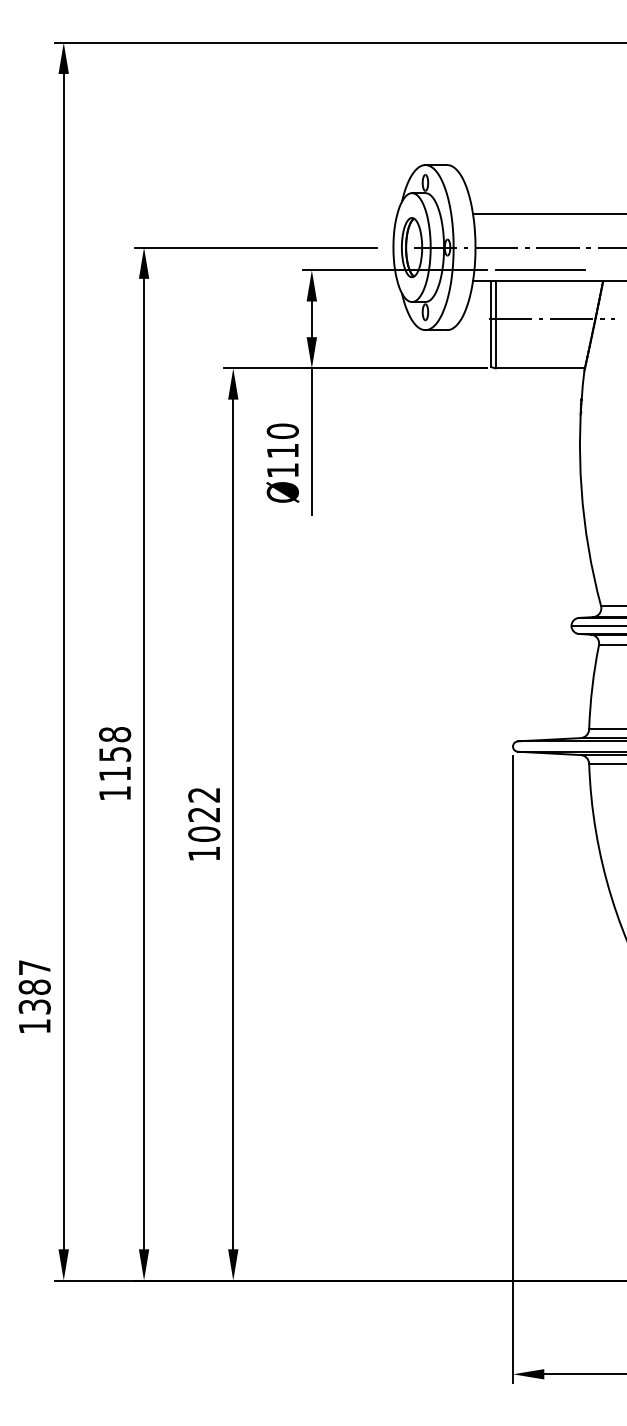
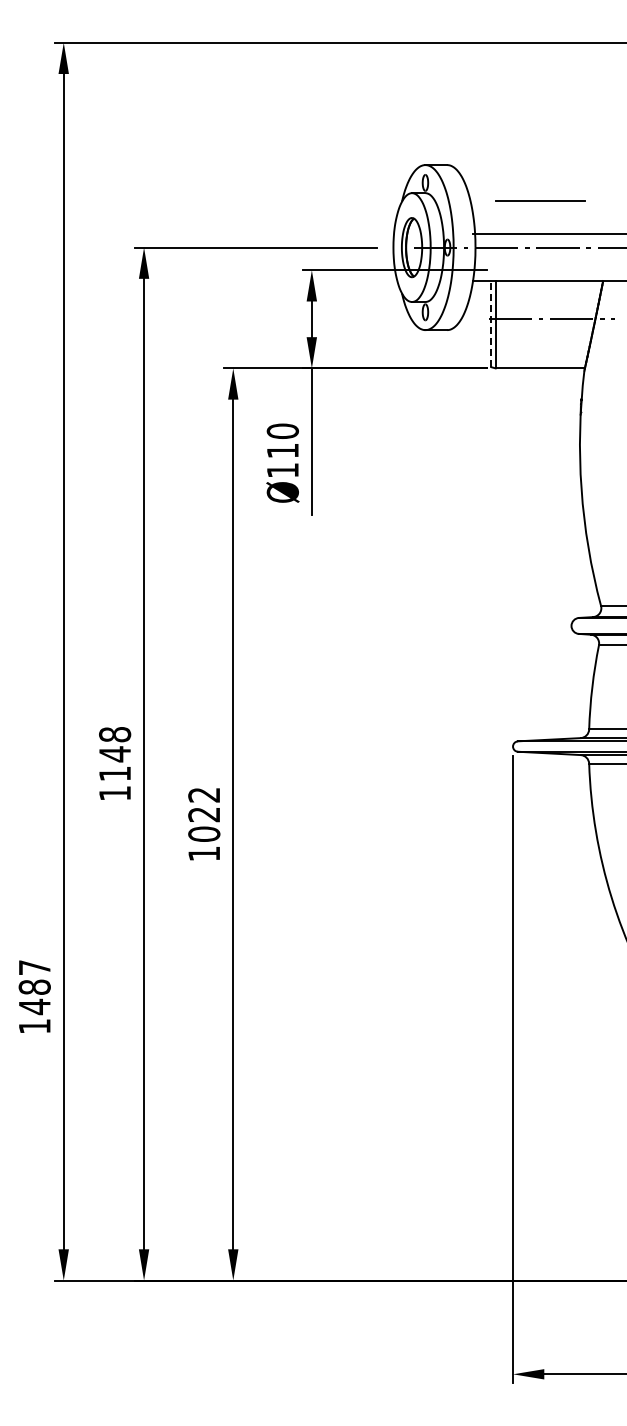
line position: (548, 214) -> (548, 234) (548, 234)
line position: (540, 269) -> (540, 200) (540, 200)
line: solid -> dashed (491, 323)
line: present -> none (597, 625)
text: 1158 -> 1148 (115, 754)
text: 1387 -> 1487 (34, 1006)
